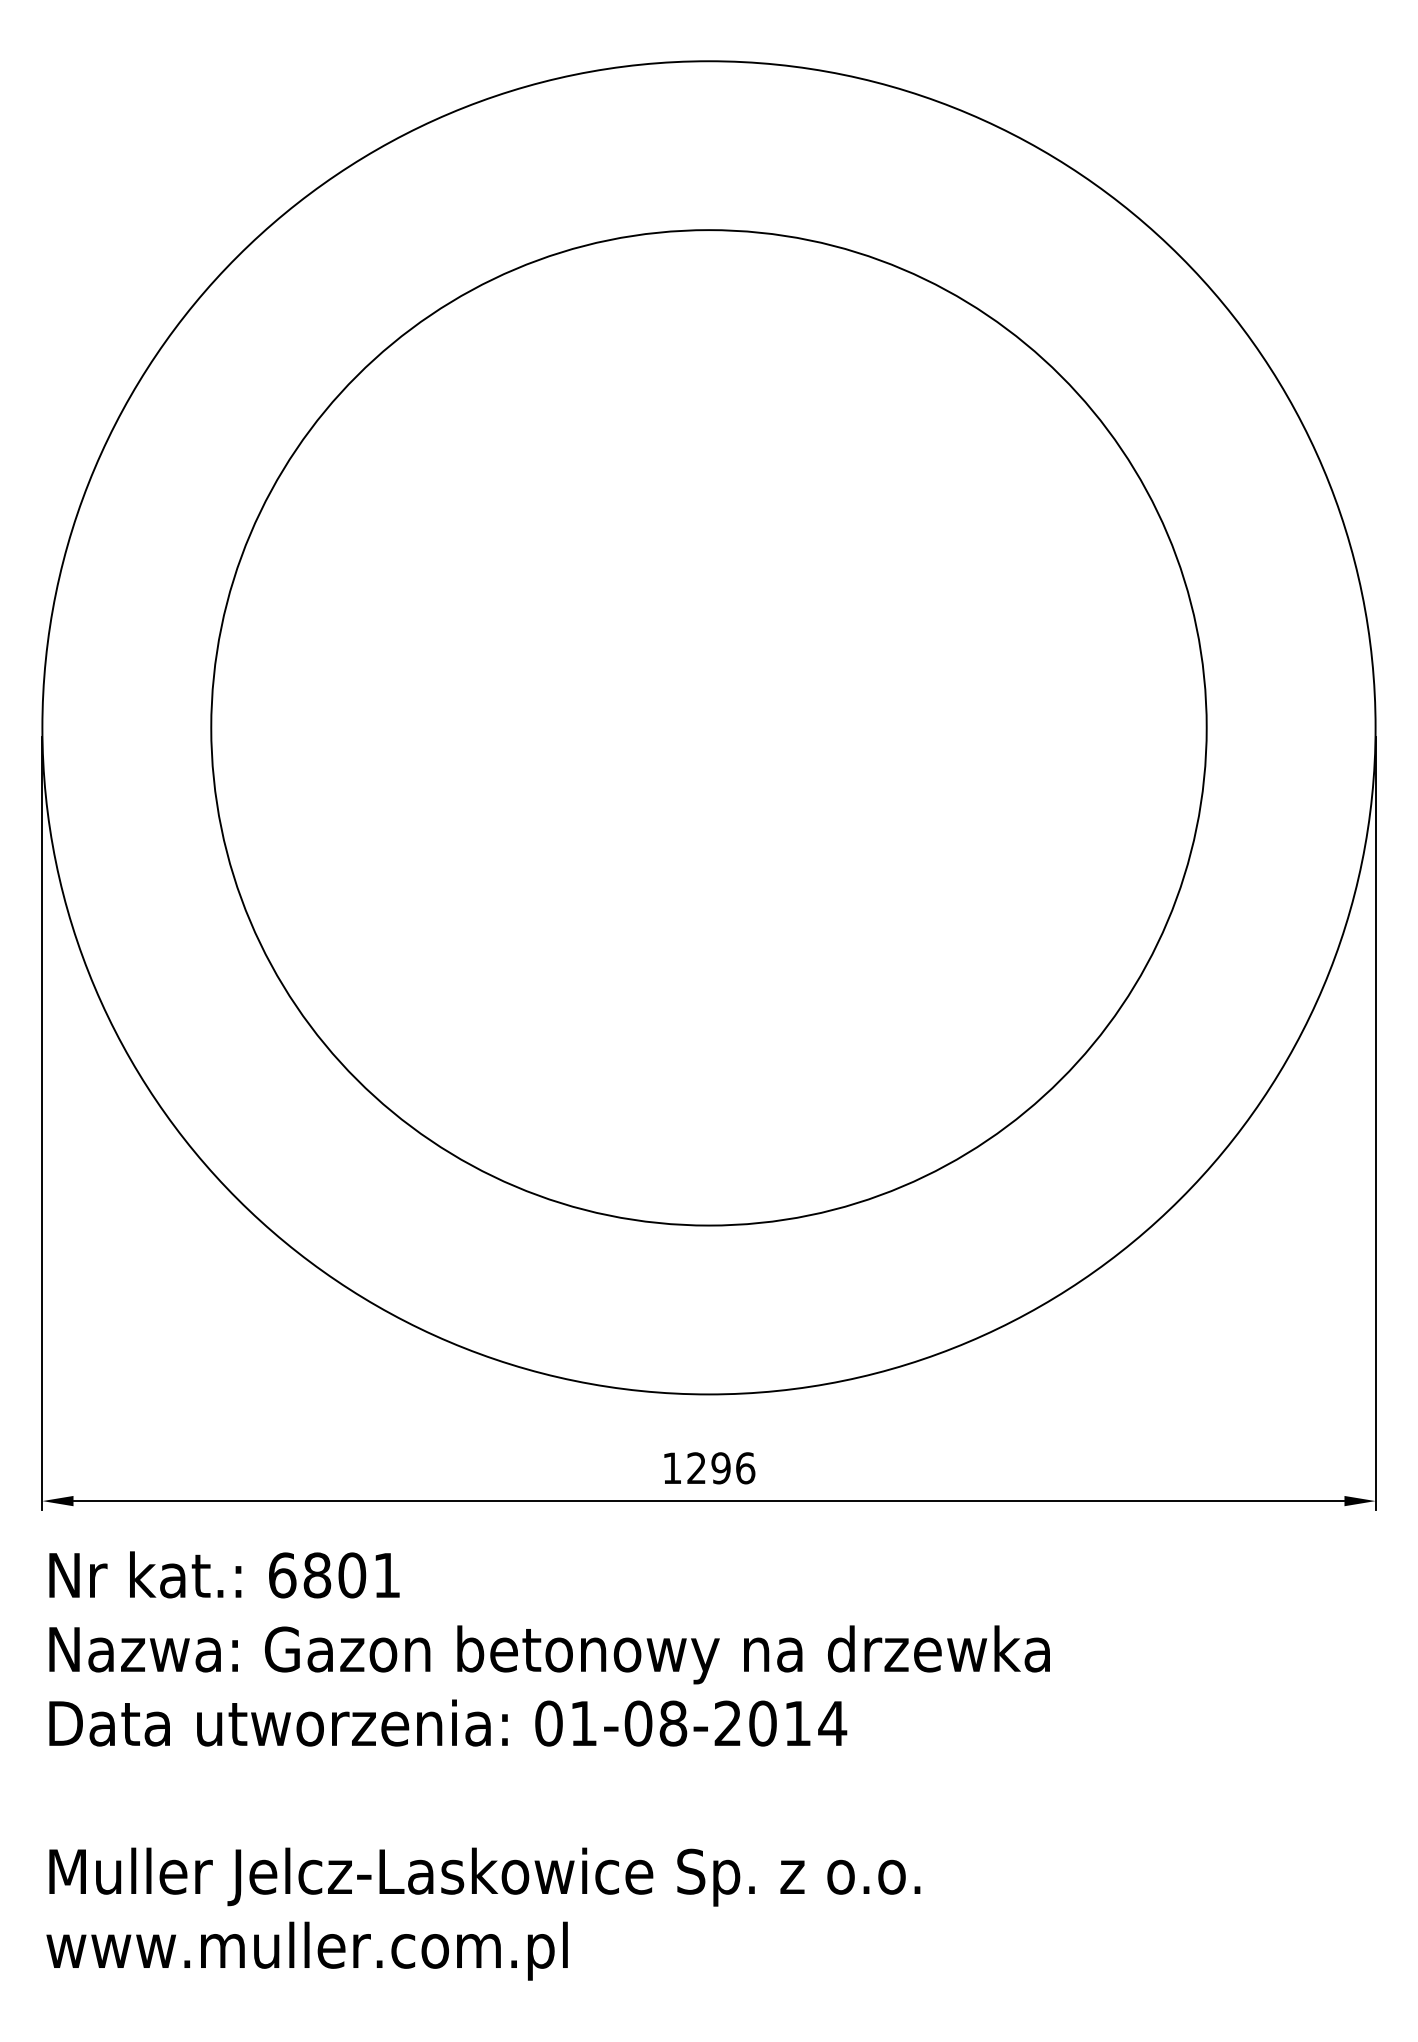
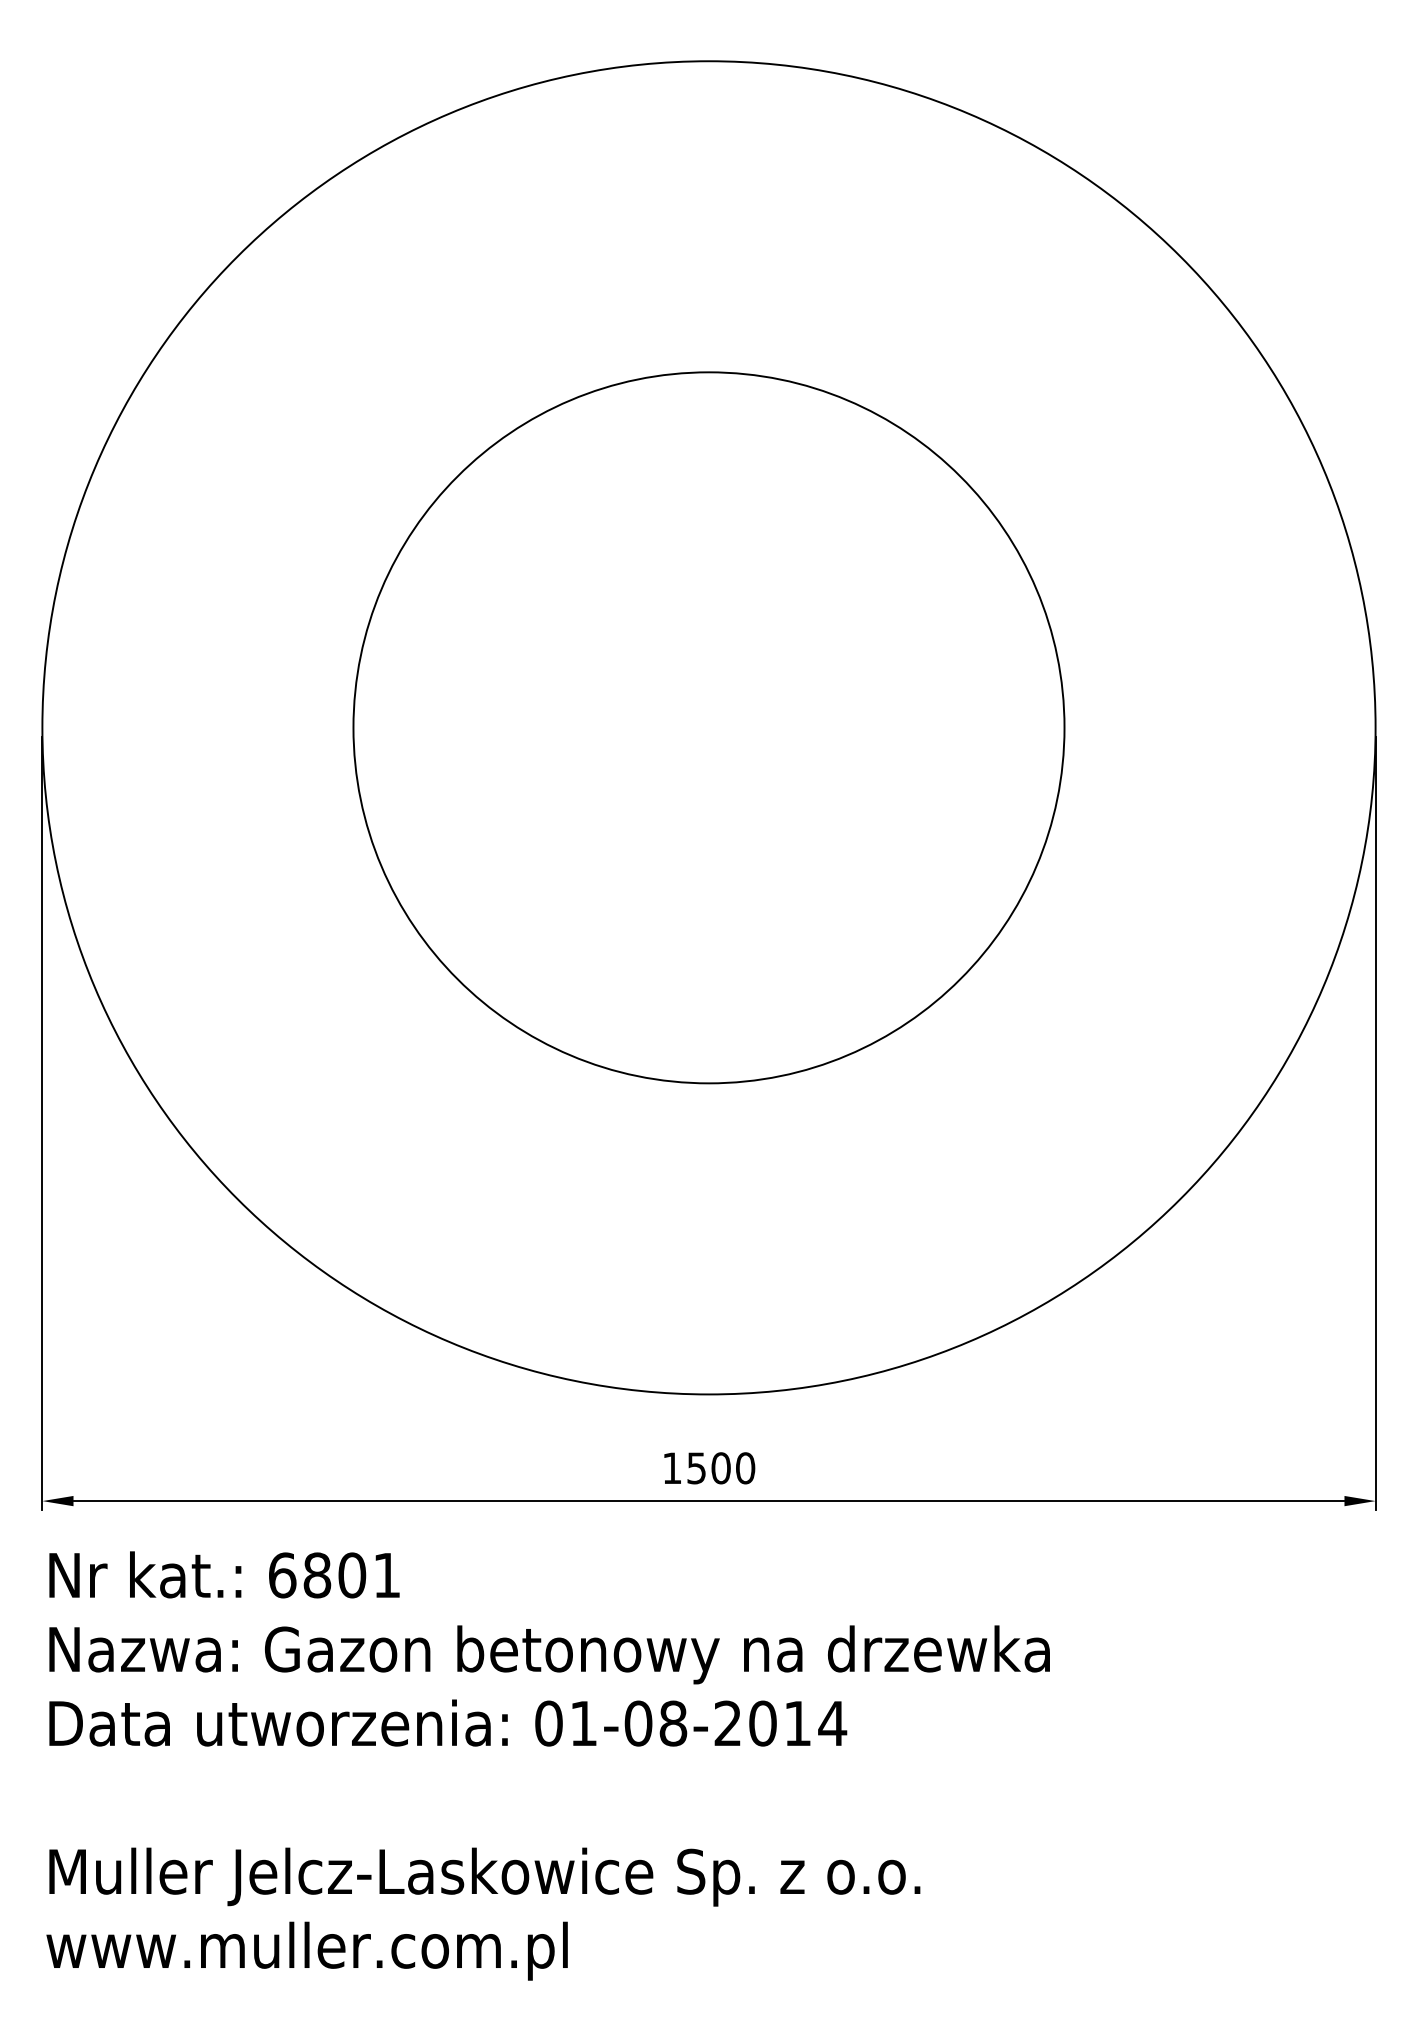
circle diameter: 995 px -> 711 px (708, 727)
text: 1296 -> 1500 (721, 1468)
